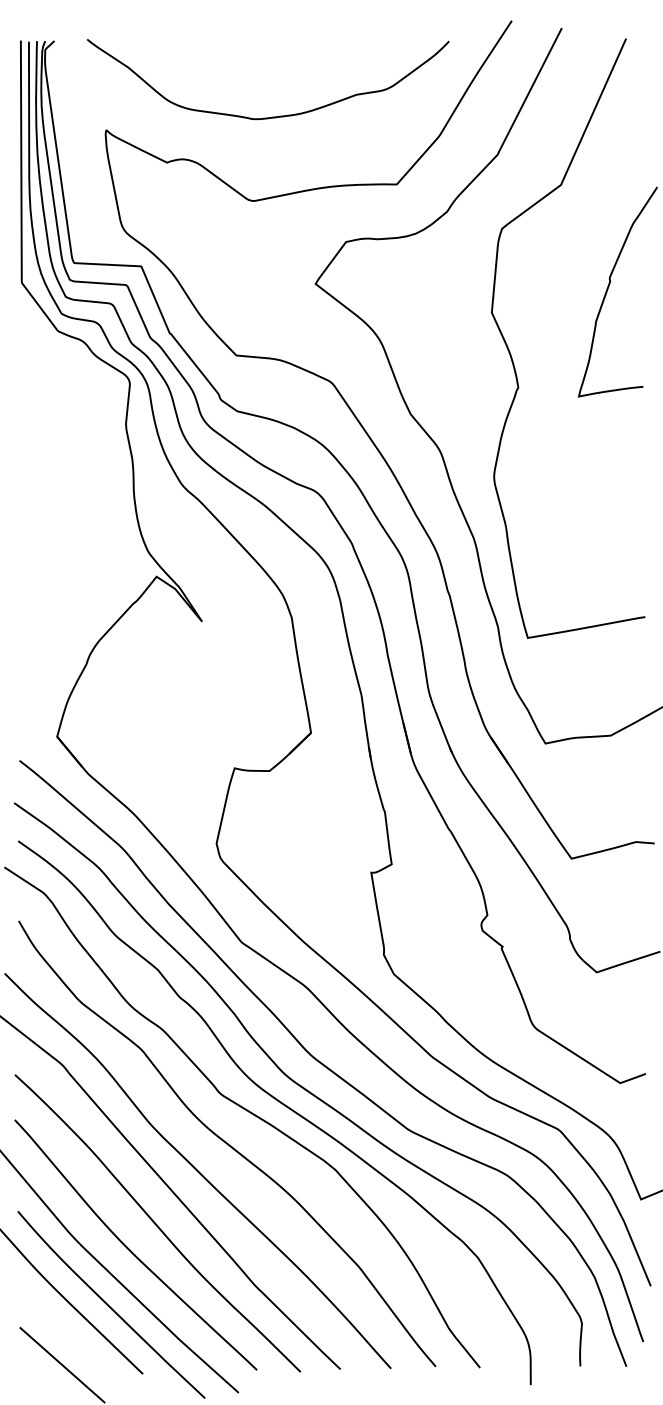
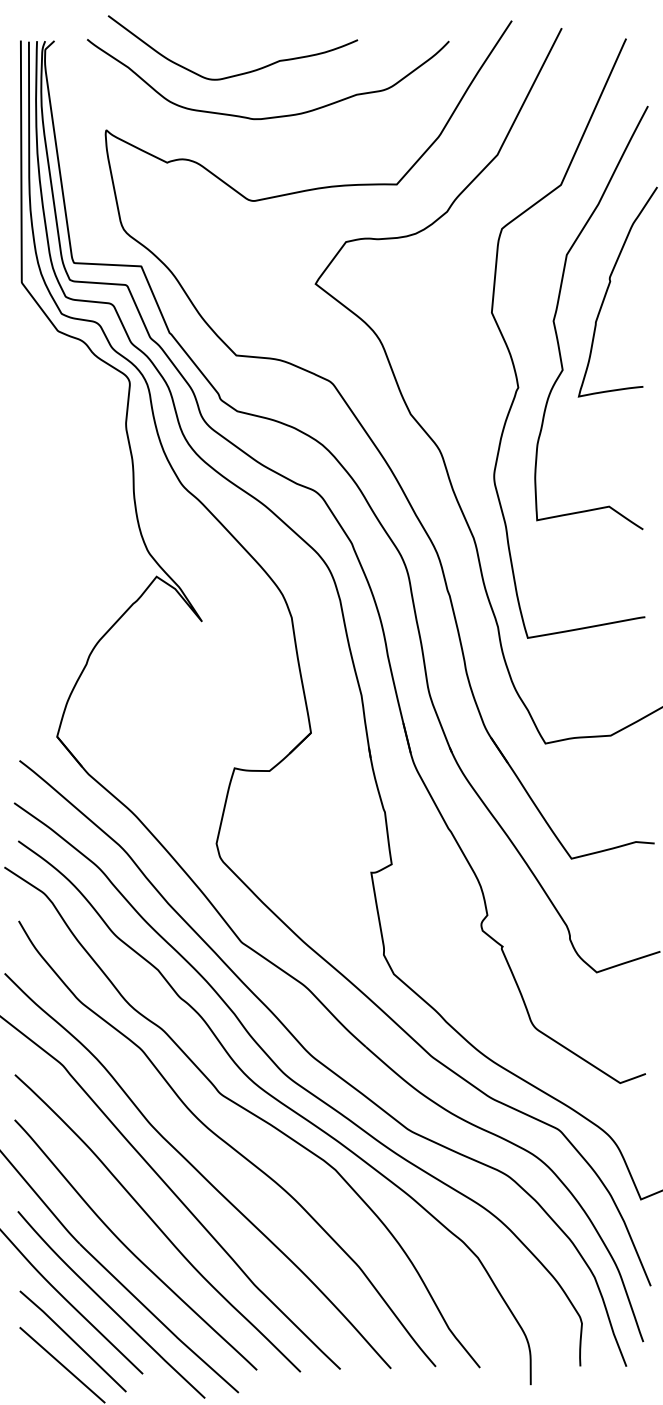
curve: none -> present (239, 73)
curve: none -> present (557, 310)
line: none -> present (72, 1341)
